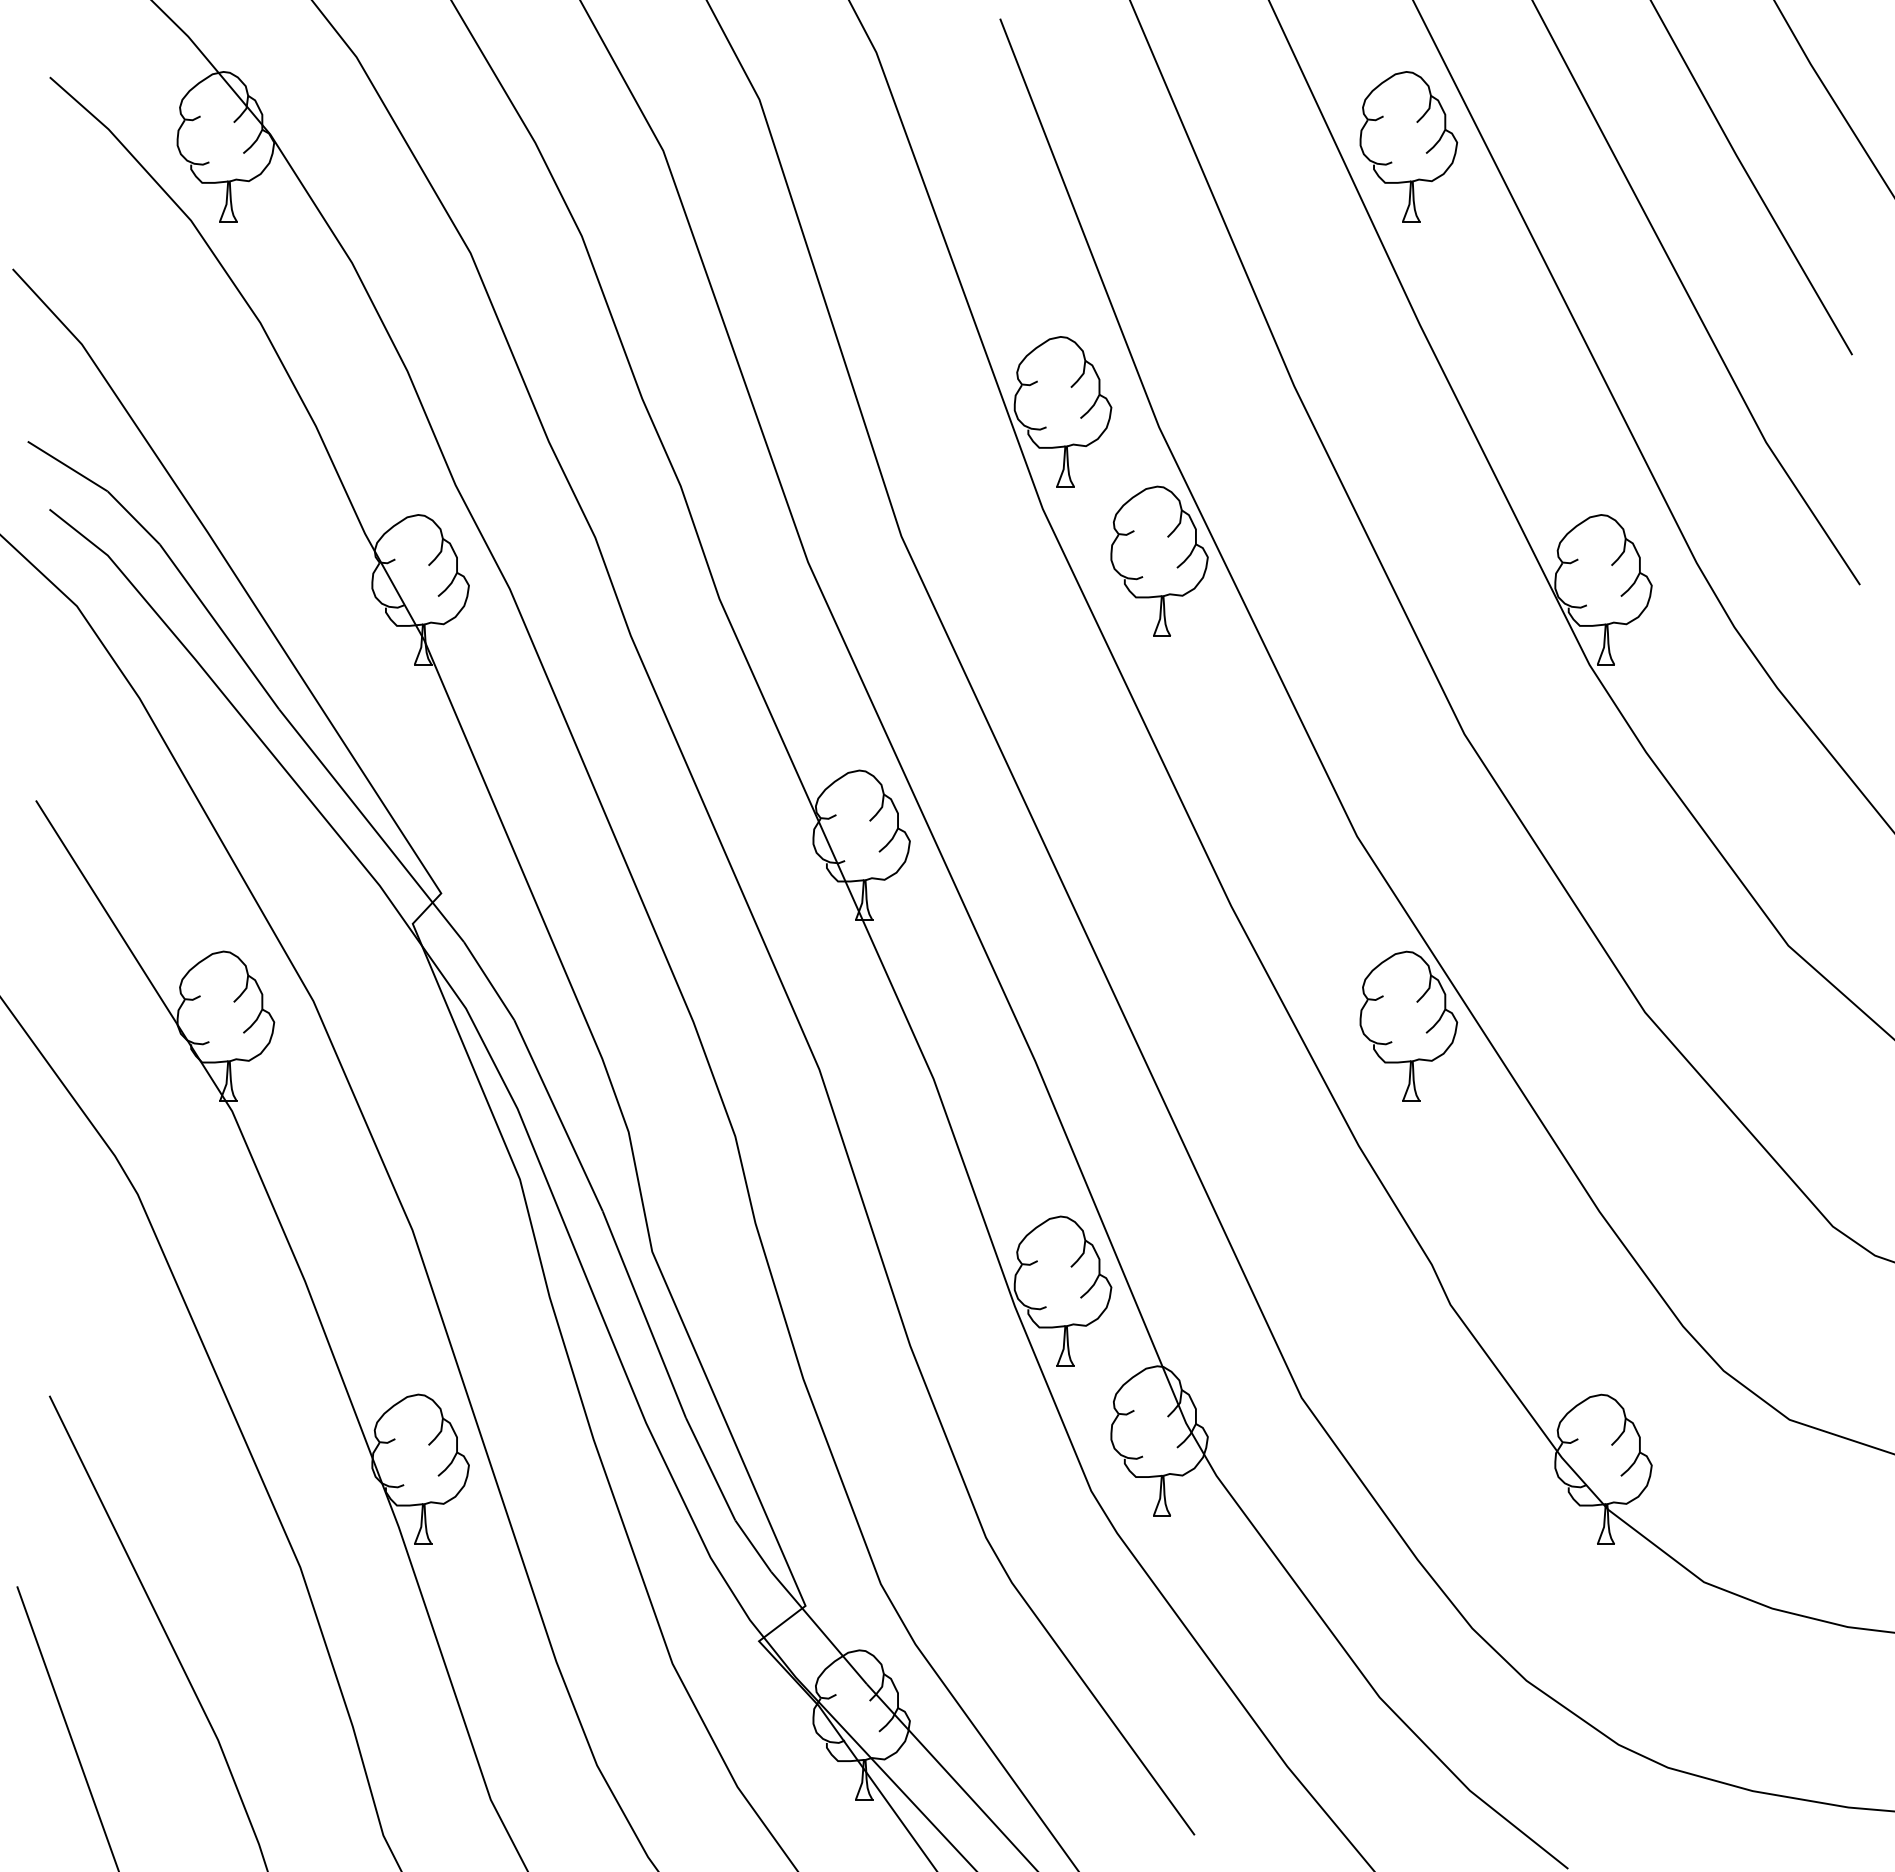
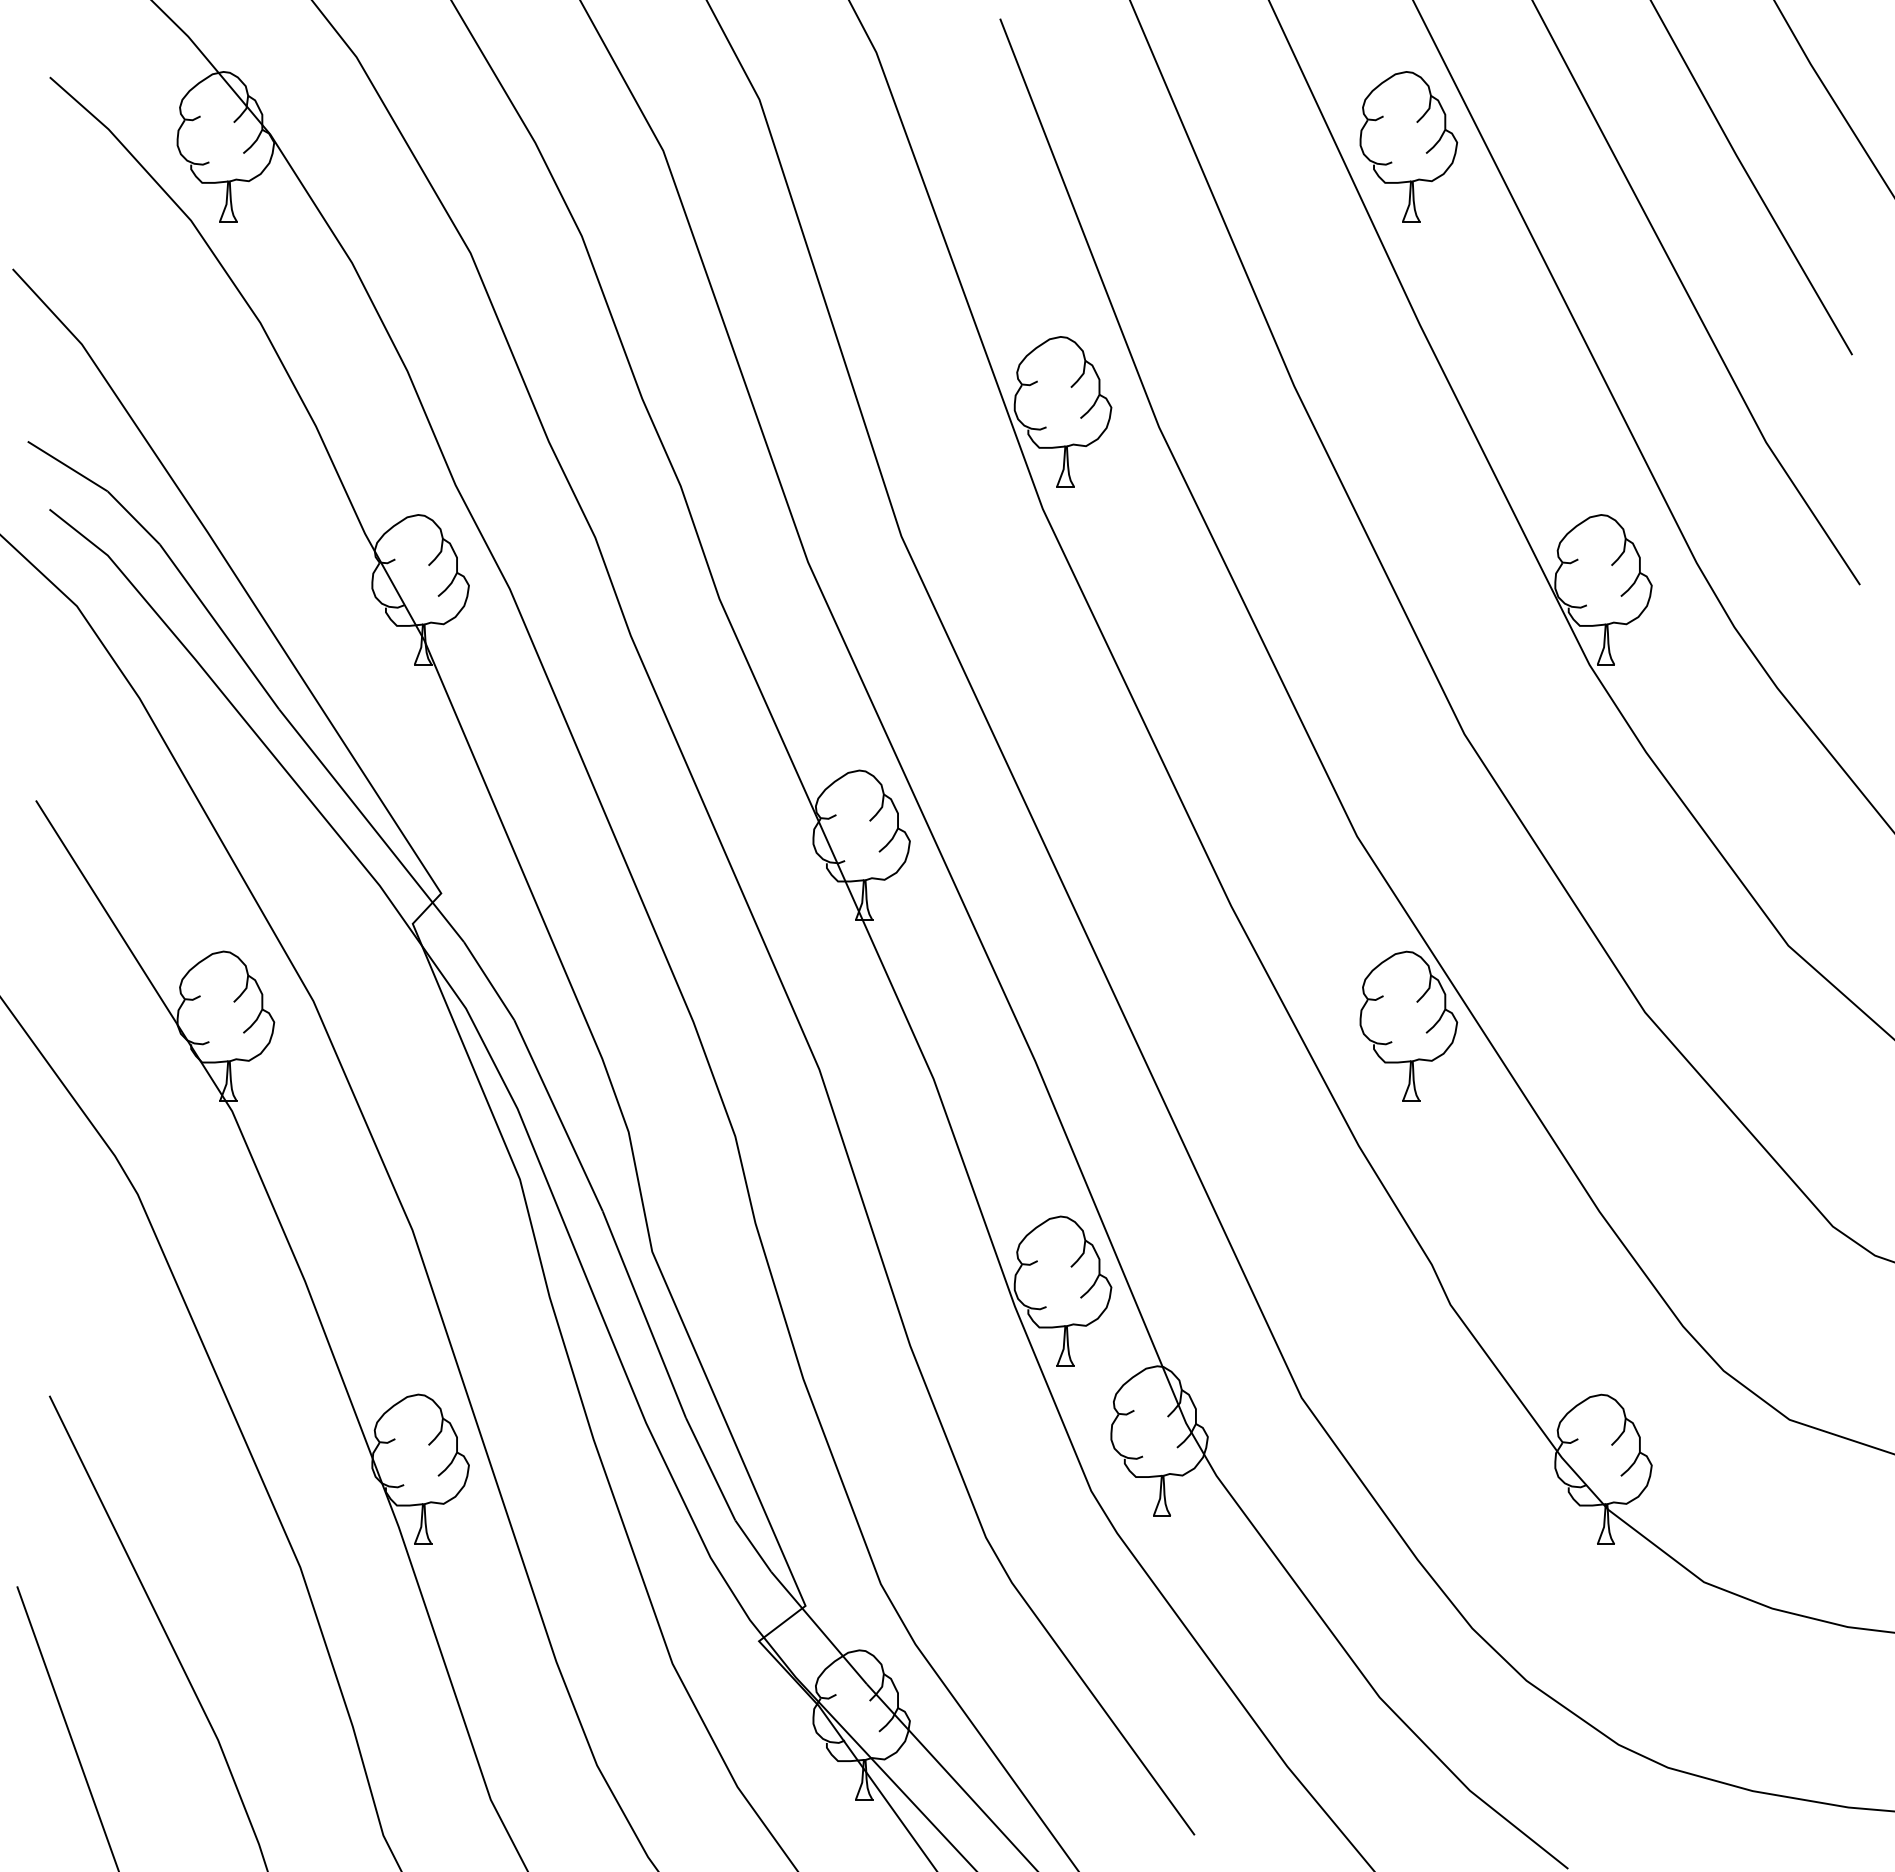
part: present -> none (1159, 560)
